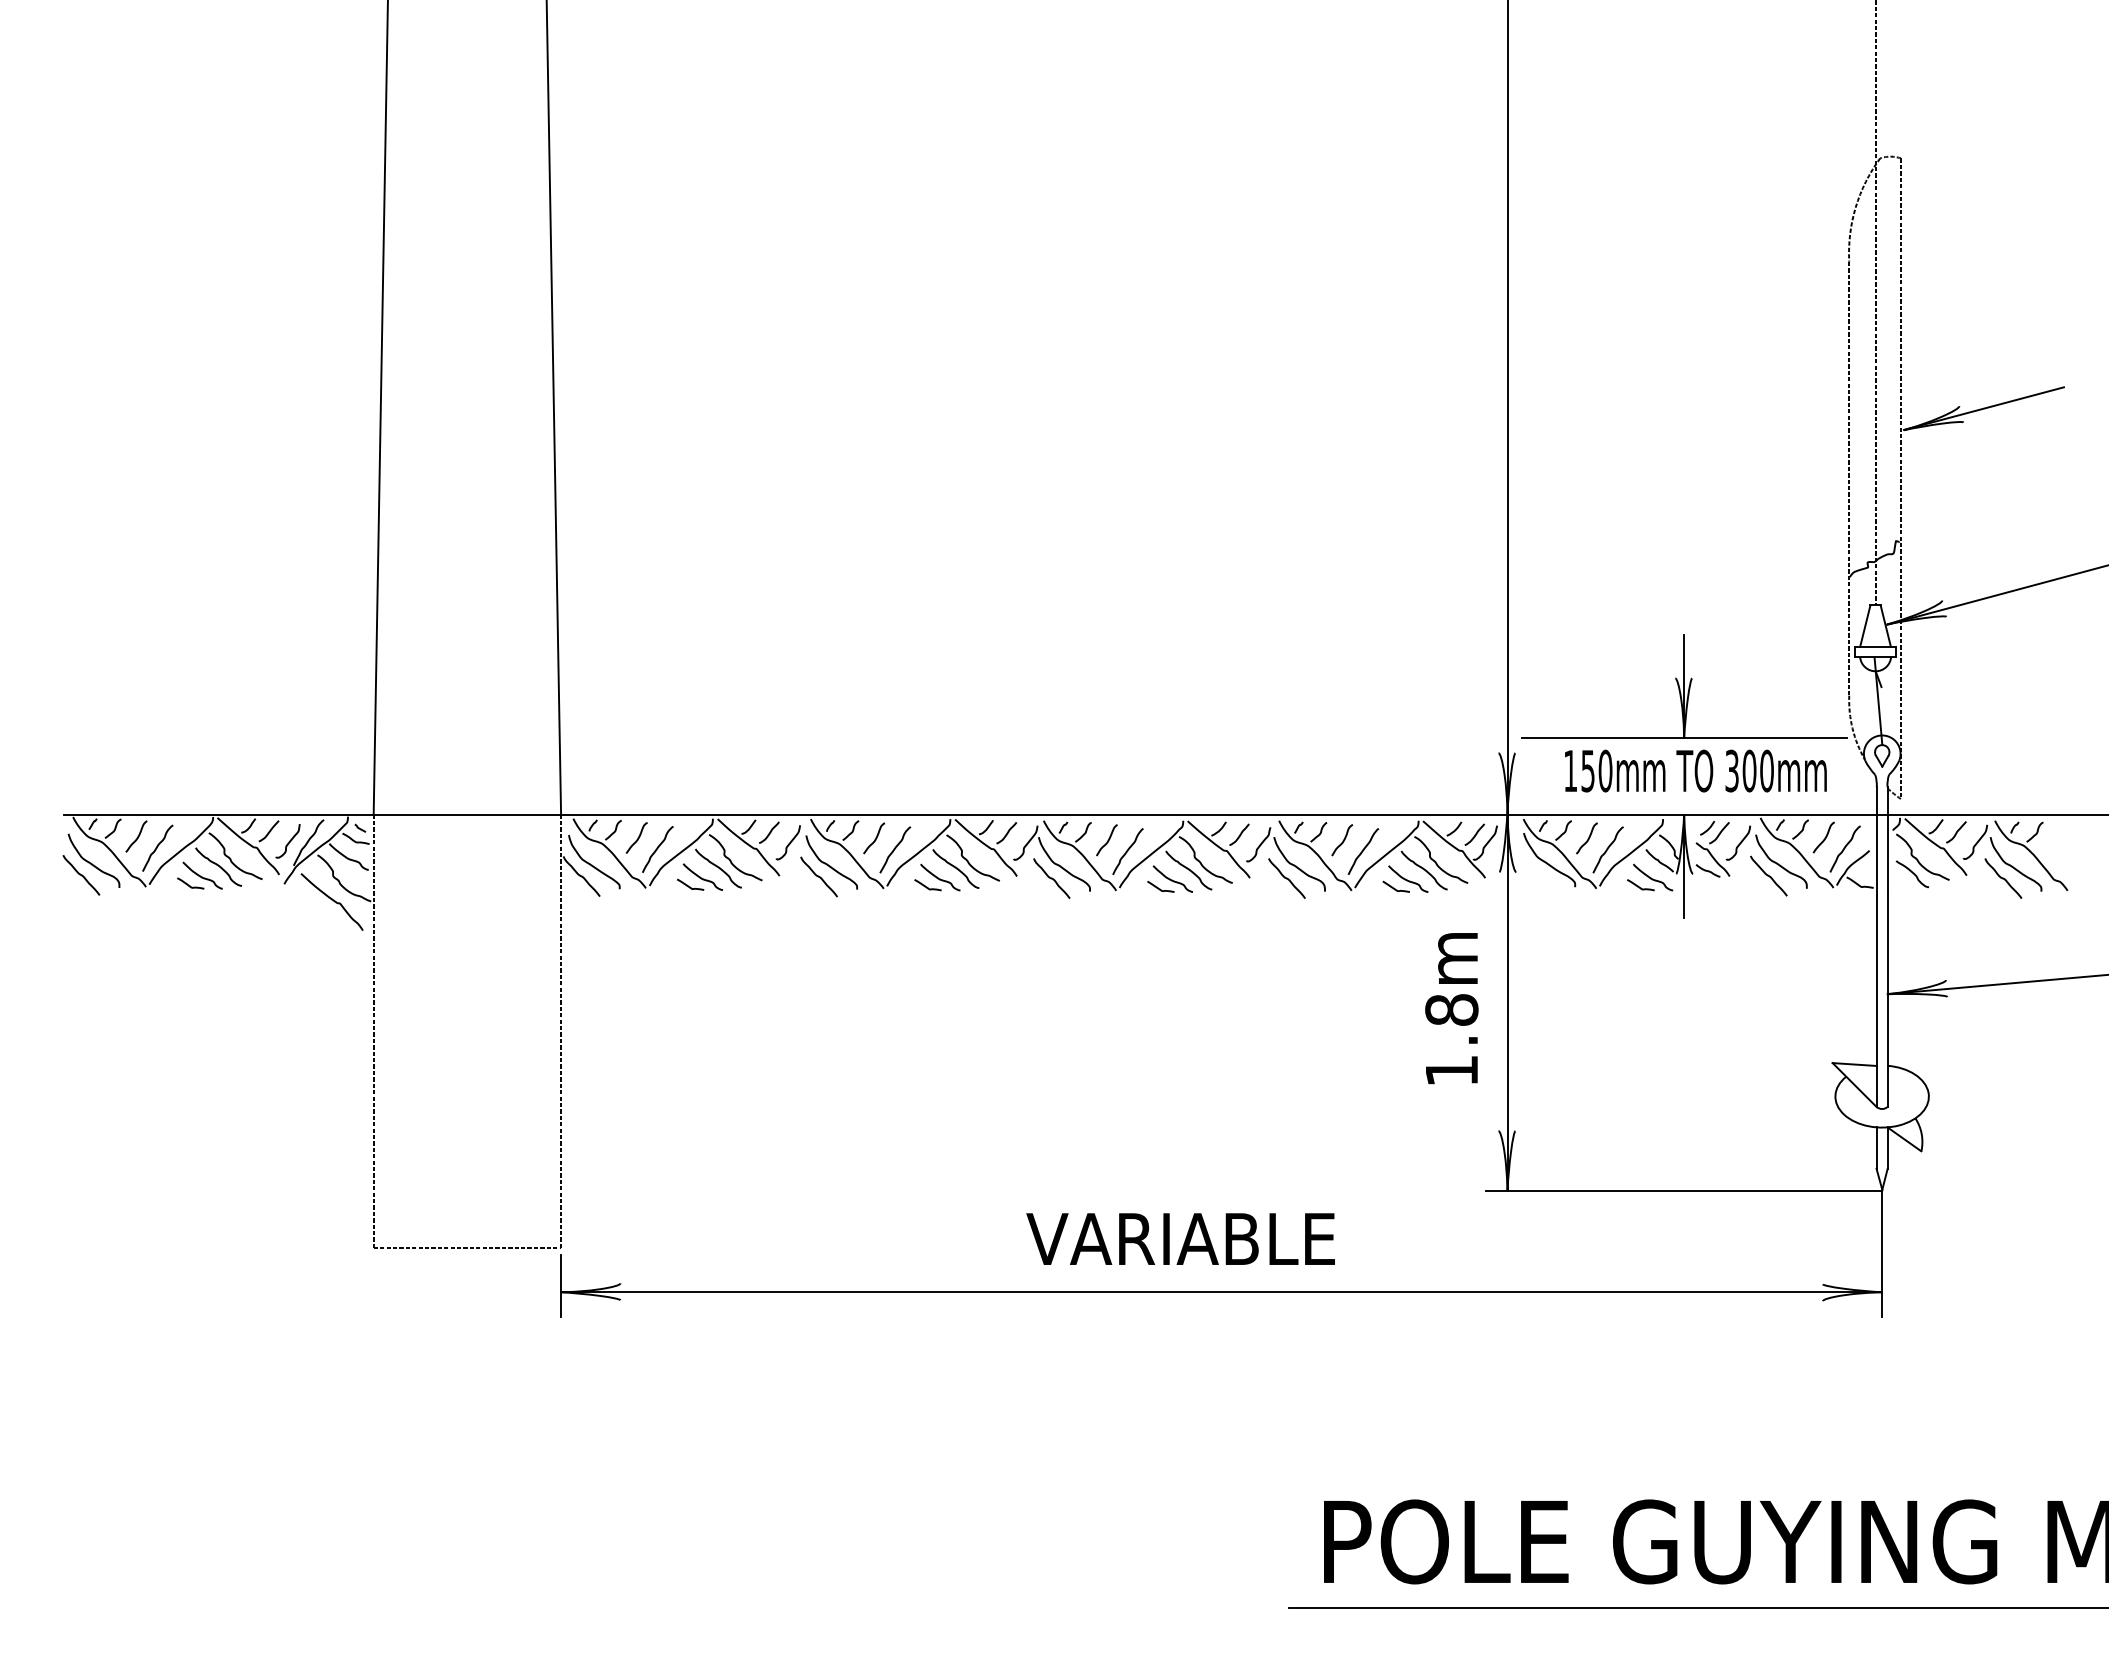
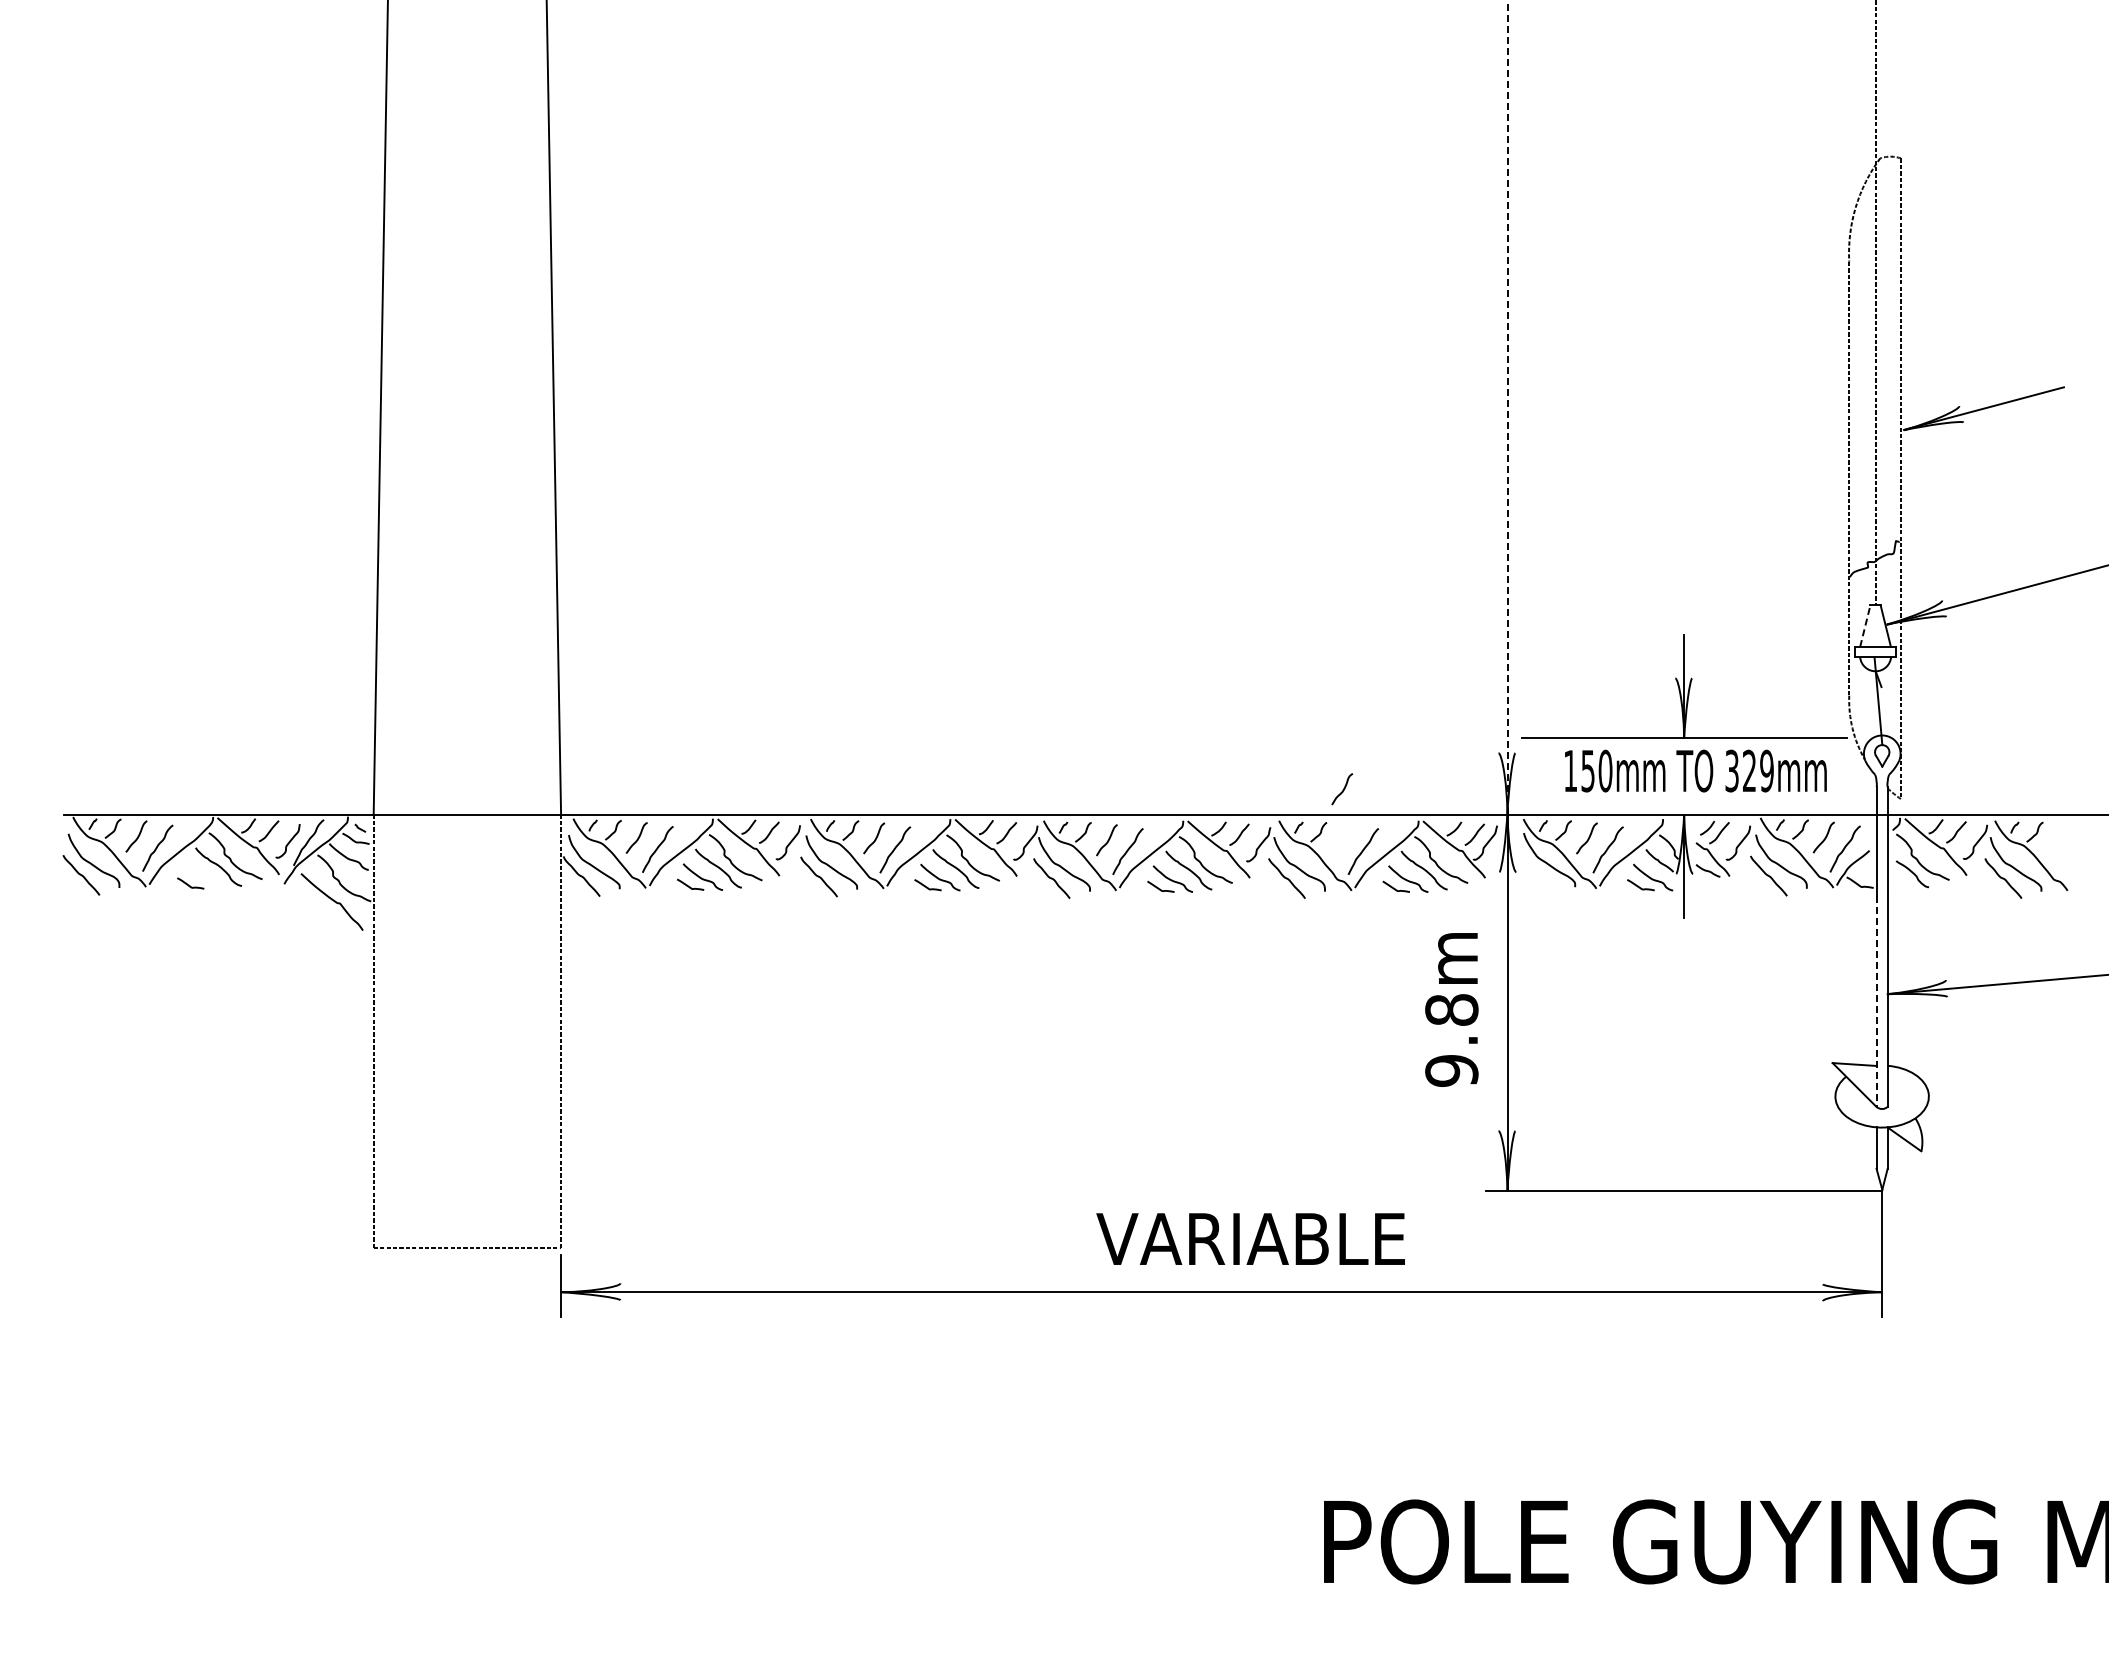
line: solid -> dashed (1507, 406)
line: solid -> dashed (1865, 625)
text: 300mm -> 329mm (1757, 770)
curve position: (1342, 840) -> (1342, 789) (1342, 789)
curve: present -> none (202, 876)
line: solid -> dashed (1876, 1002)
text: 1.8m -> 9.8m (1451, 1070)
text position: (1180, 1238) -> (1250, 1238) (1250, 1238)
line: present -> none (1696, 1608)
